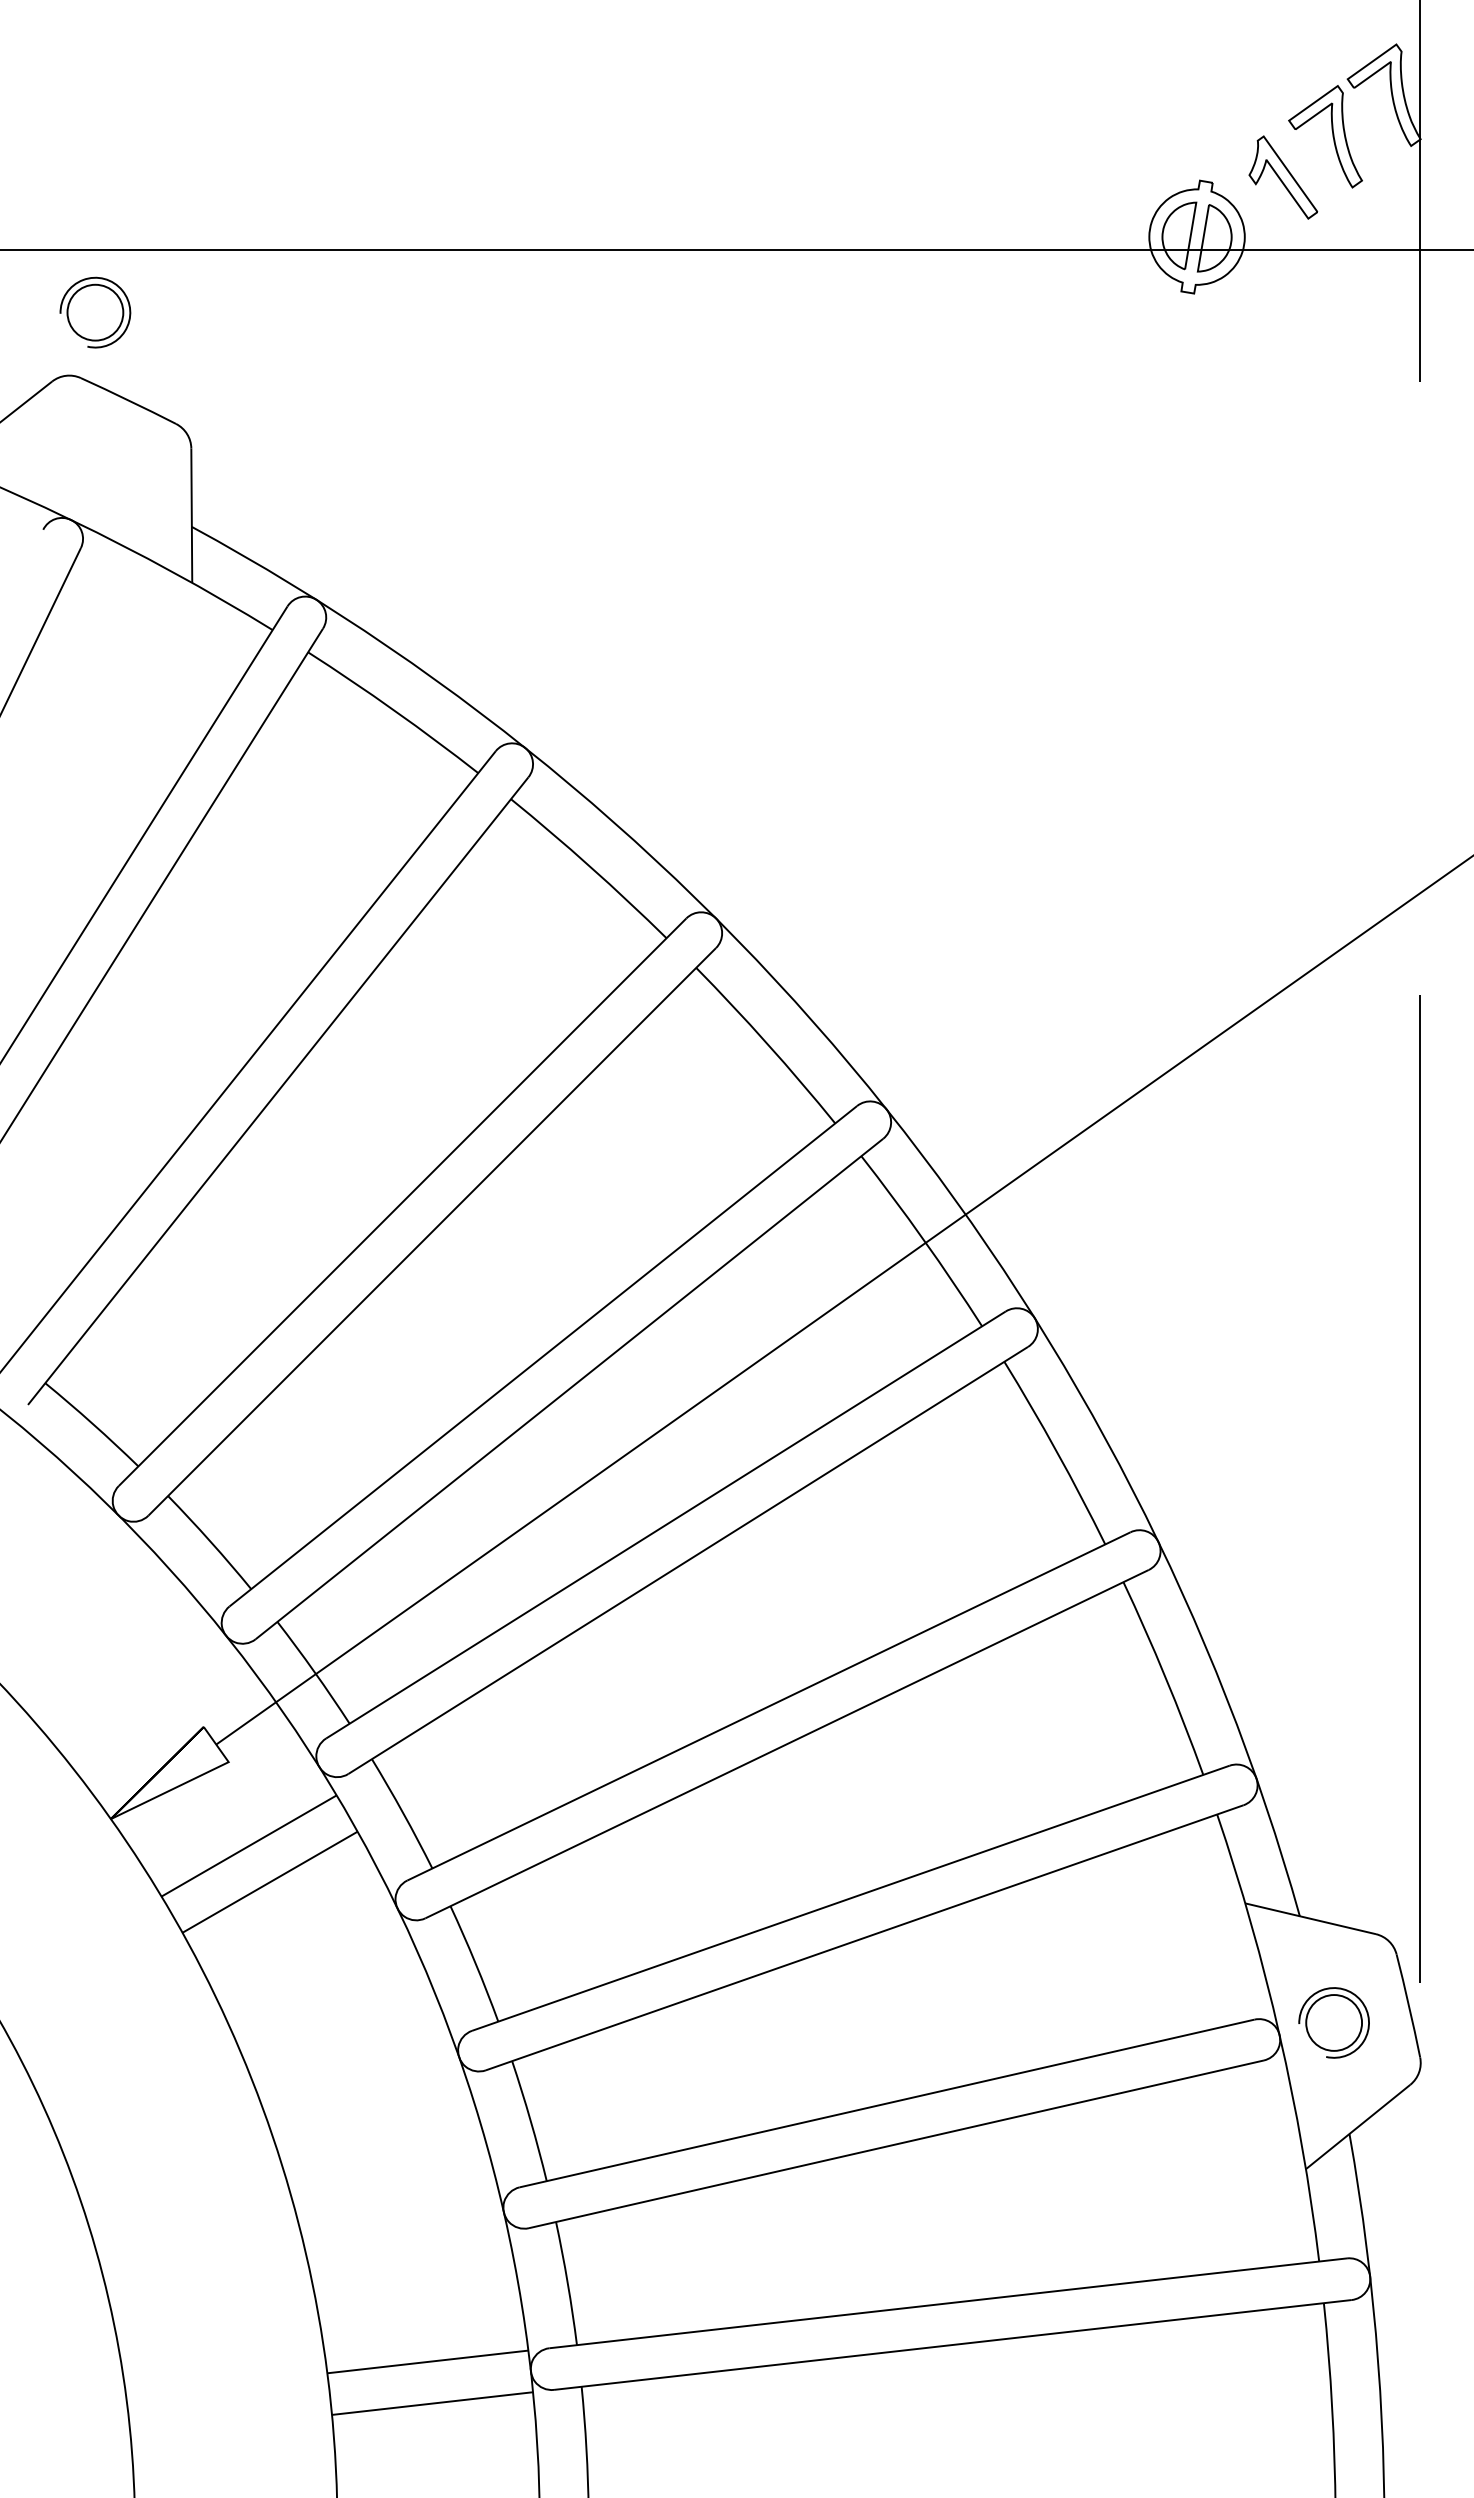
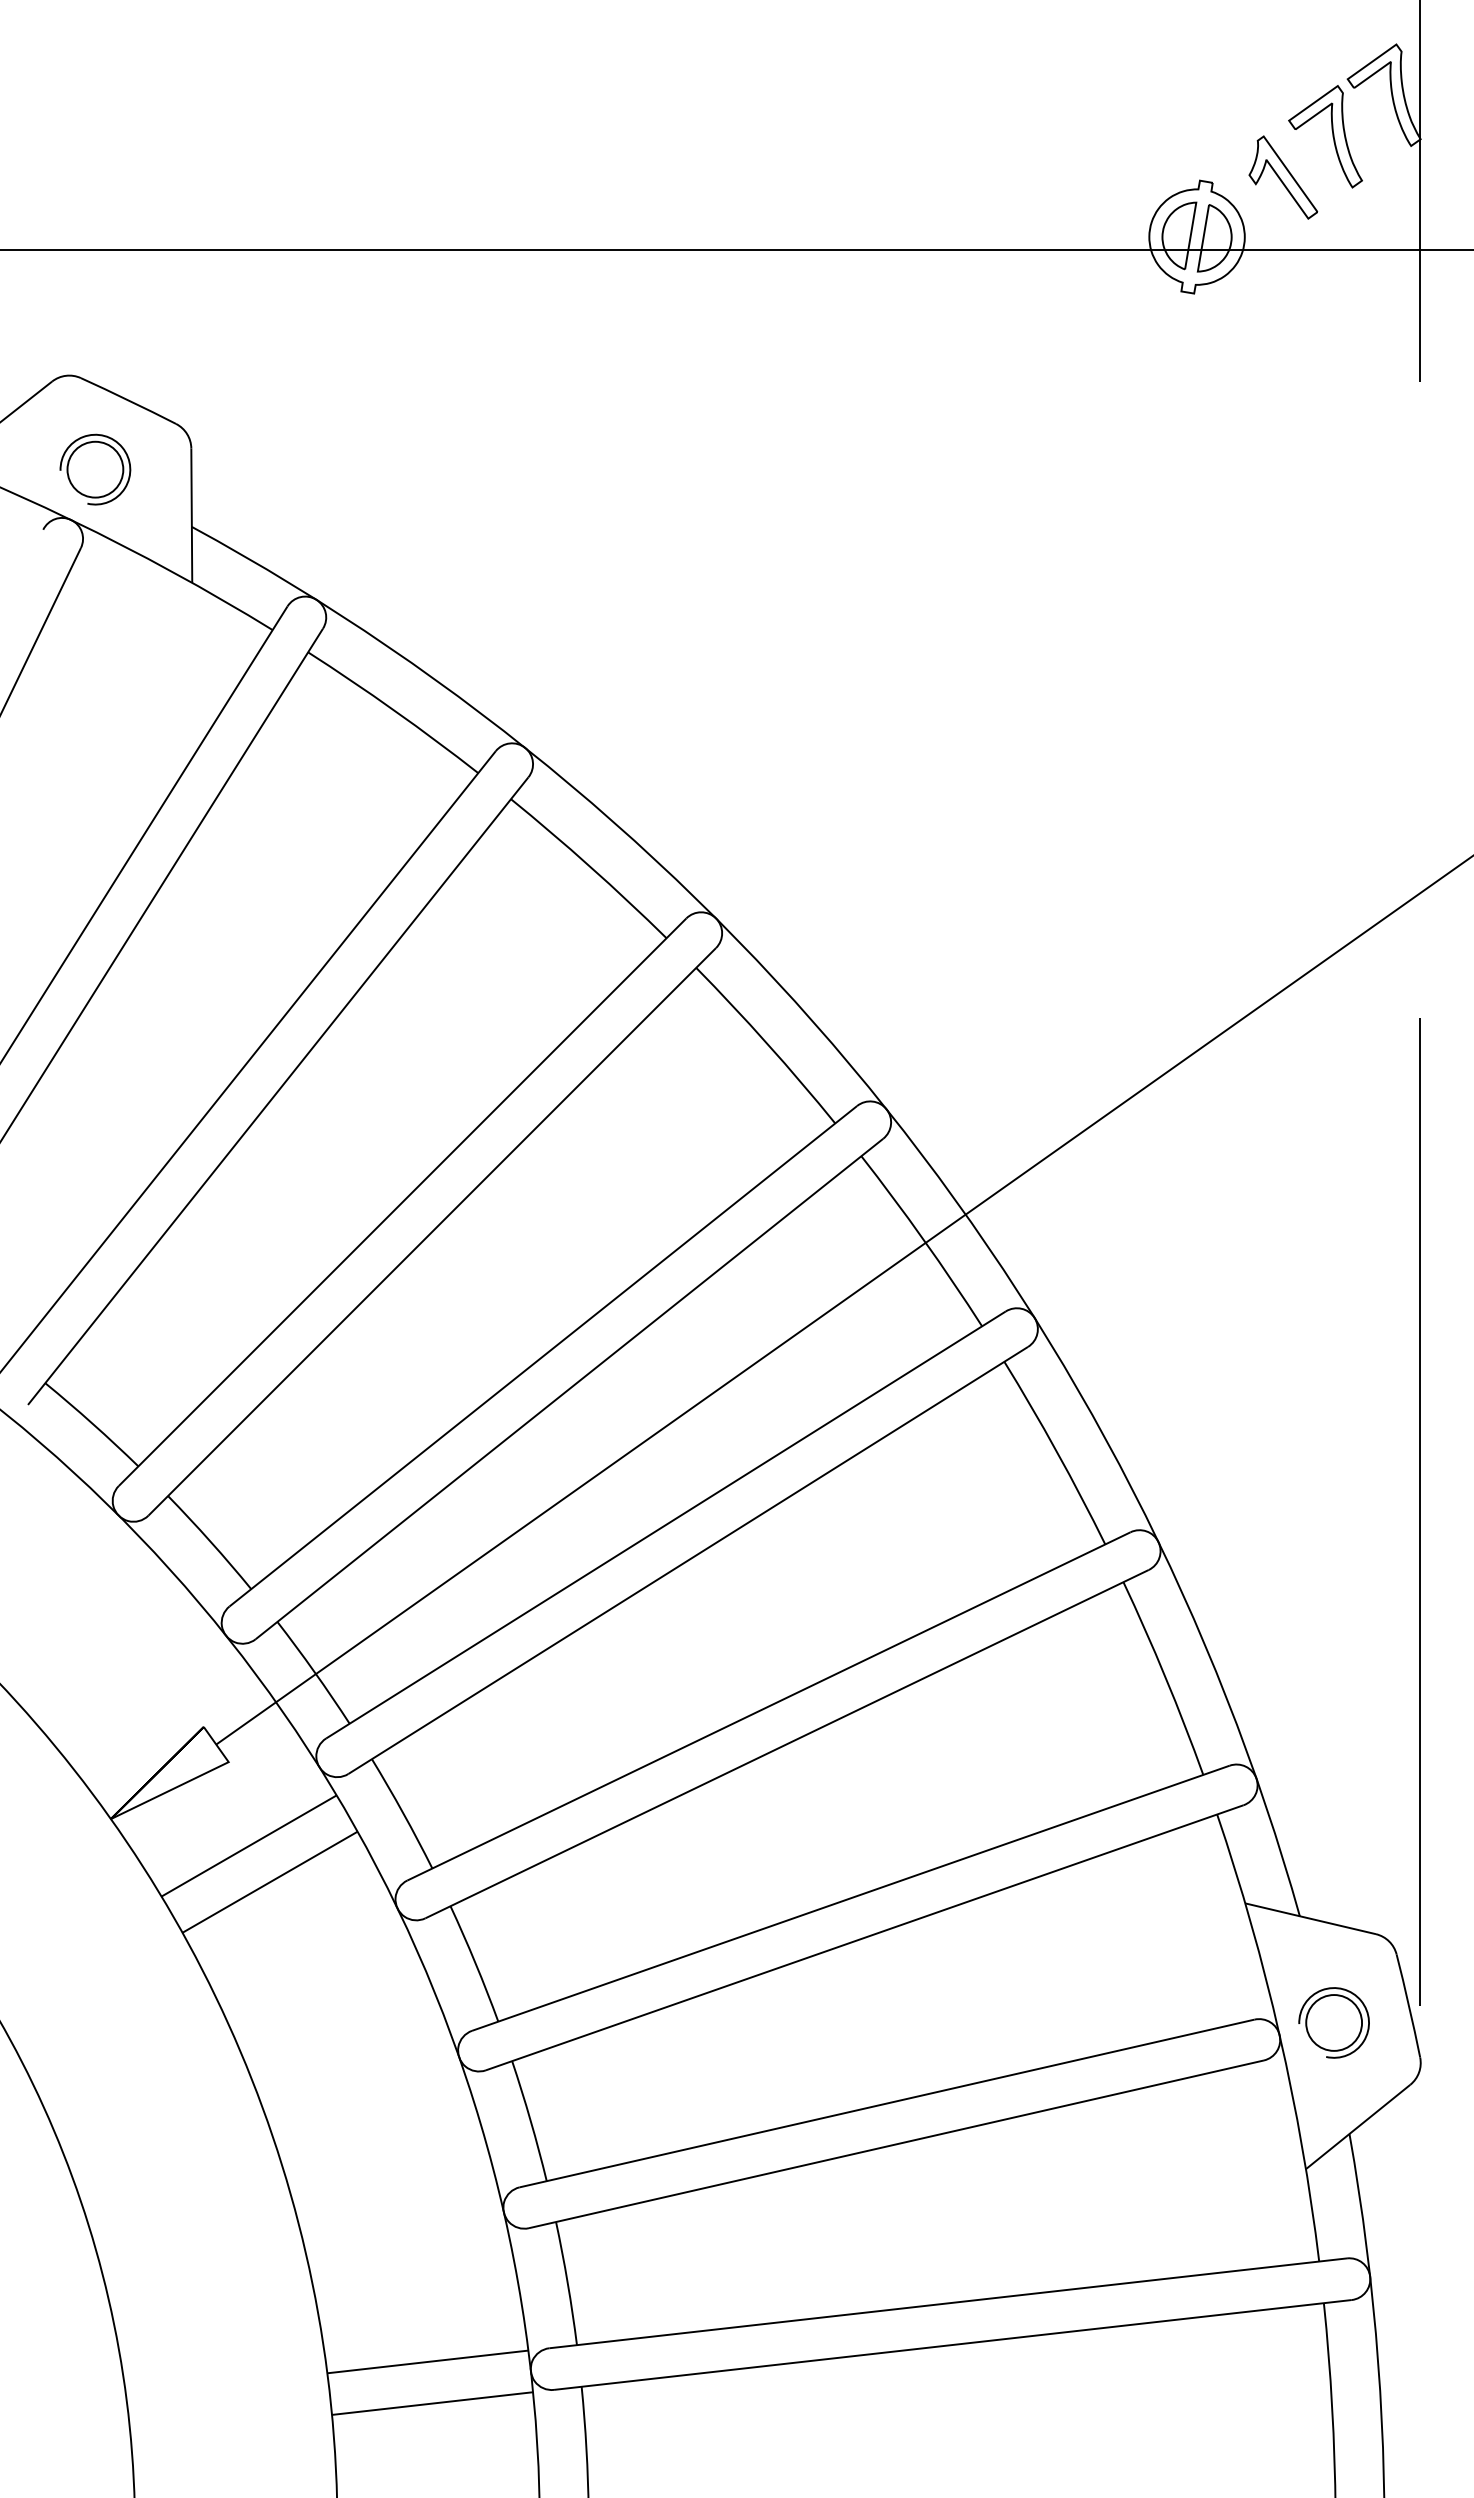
part position: (95, 312) -> (95, 469) (95, 469)
line position: (1419, 1488) -> (1419, 1511) (1419, 1511)
